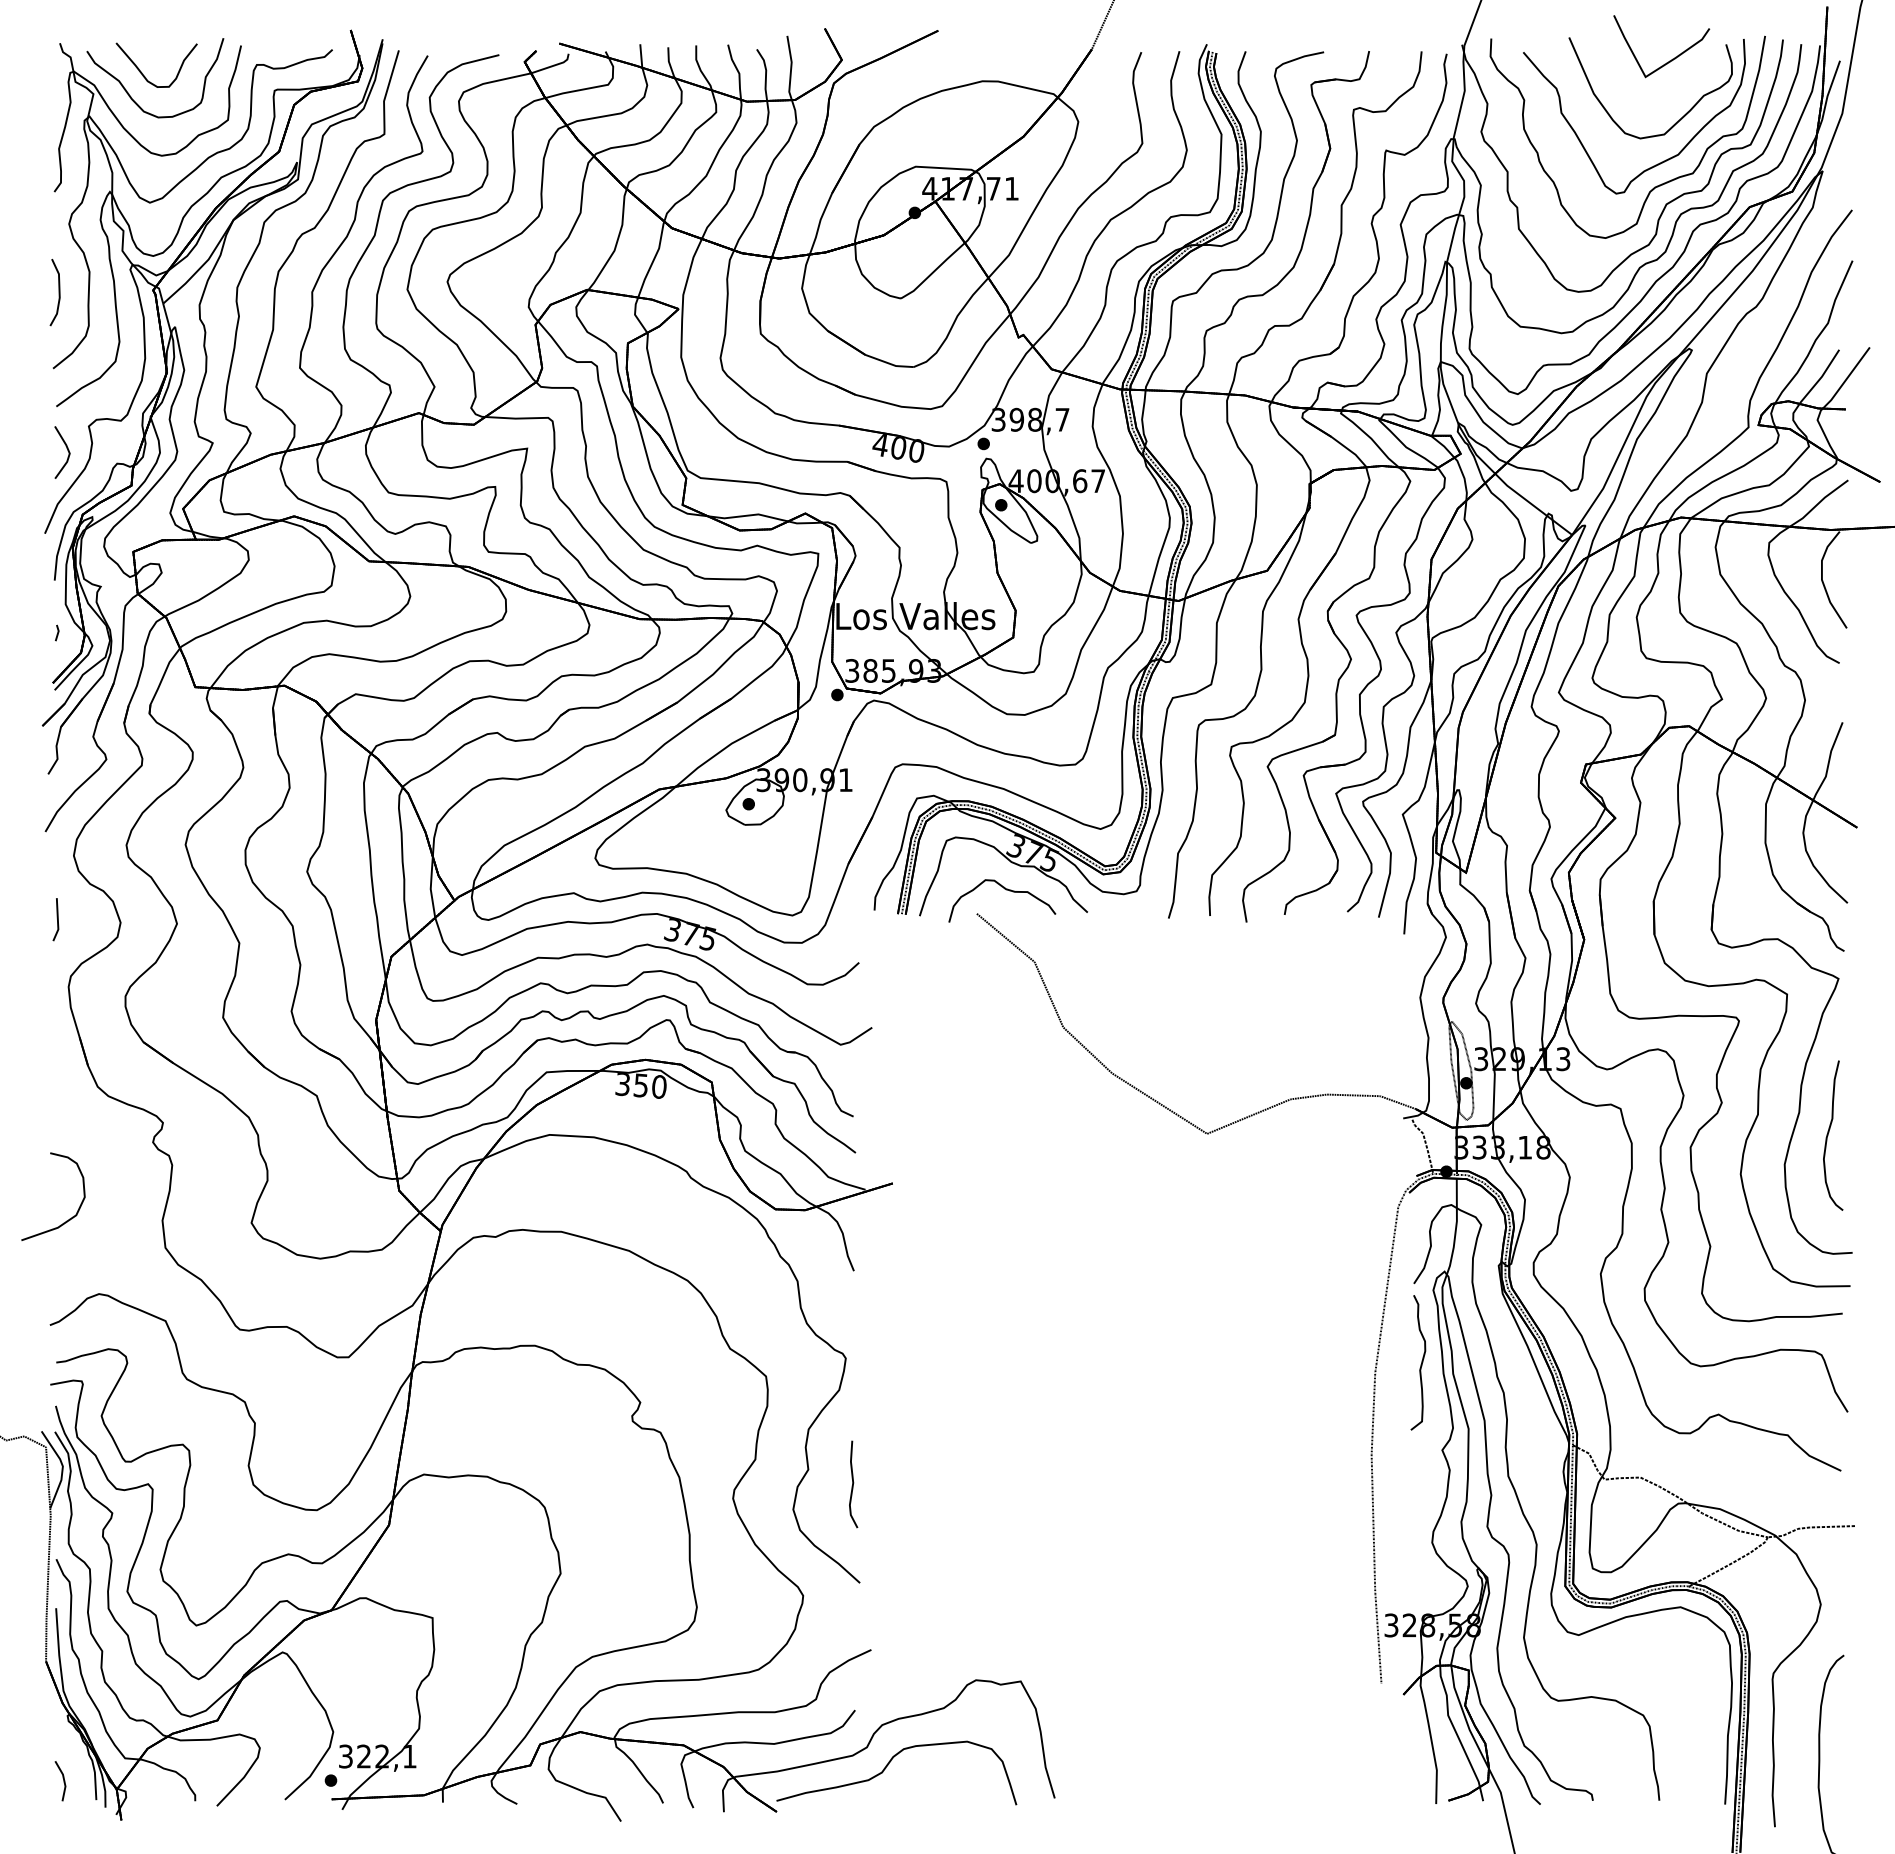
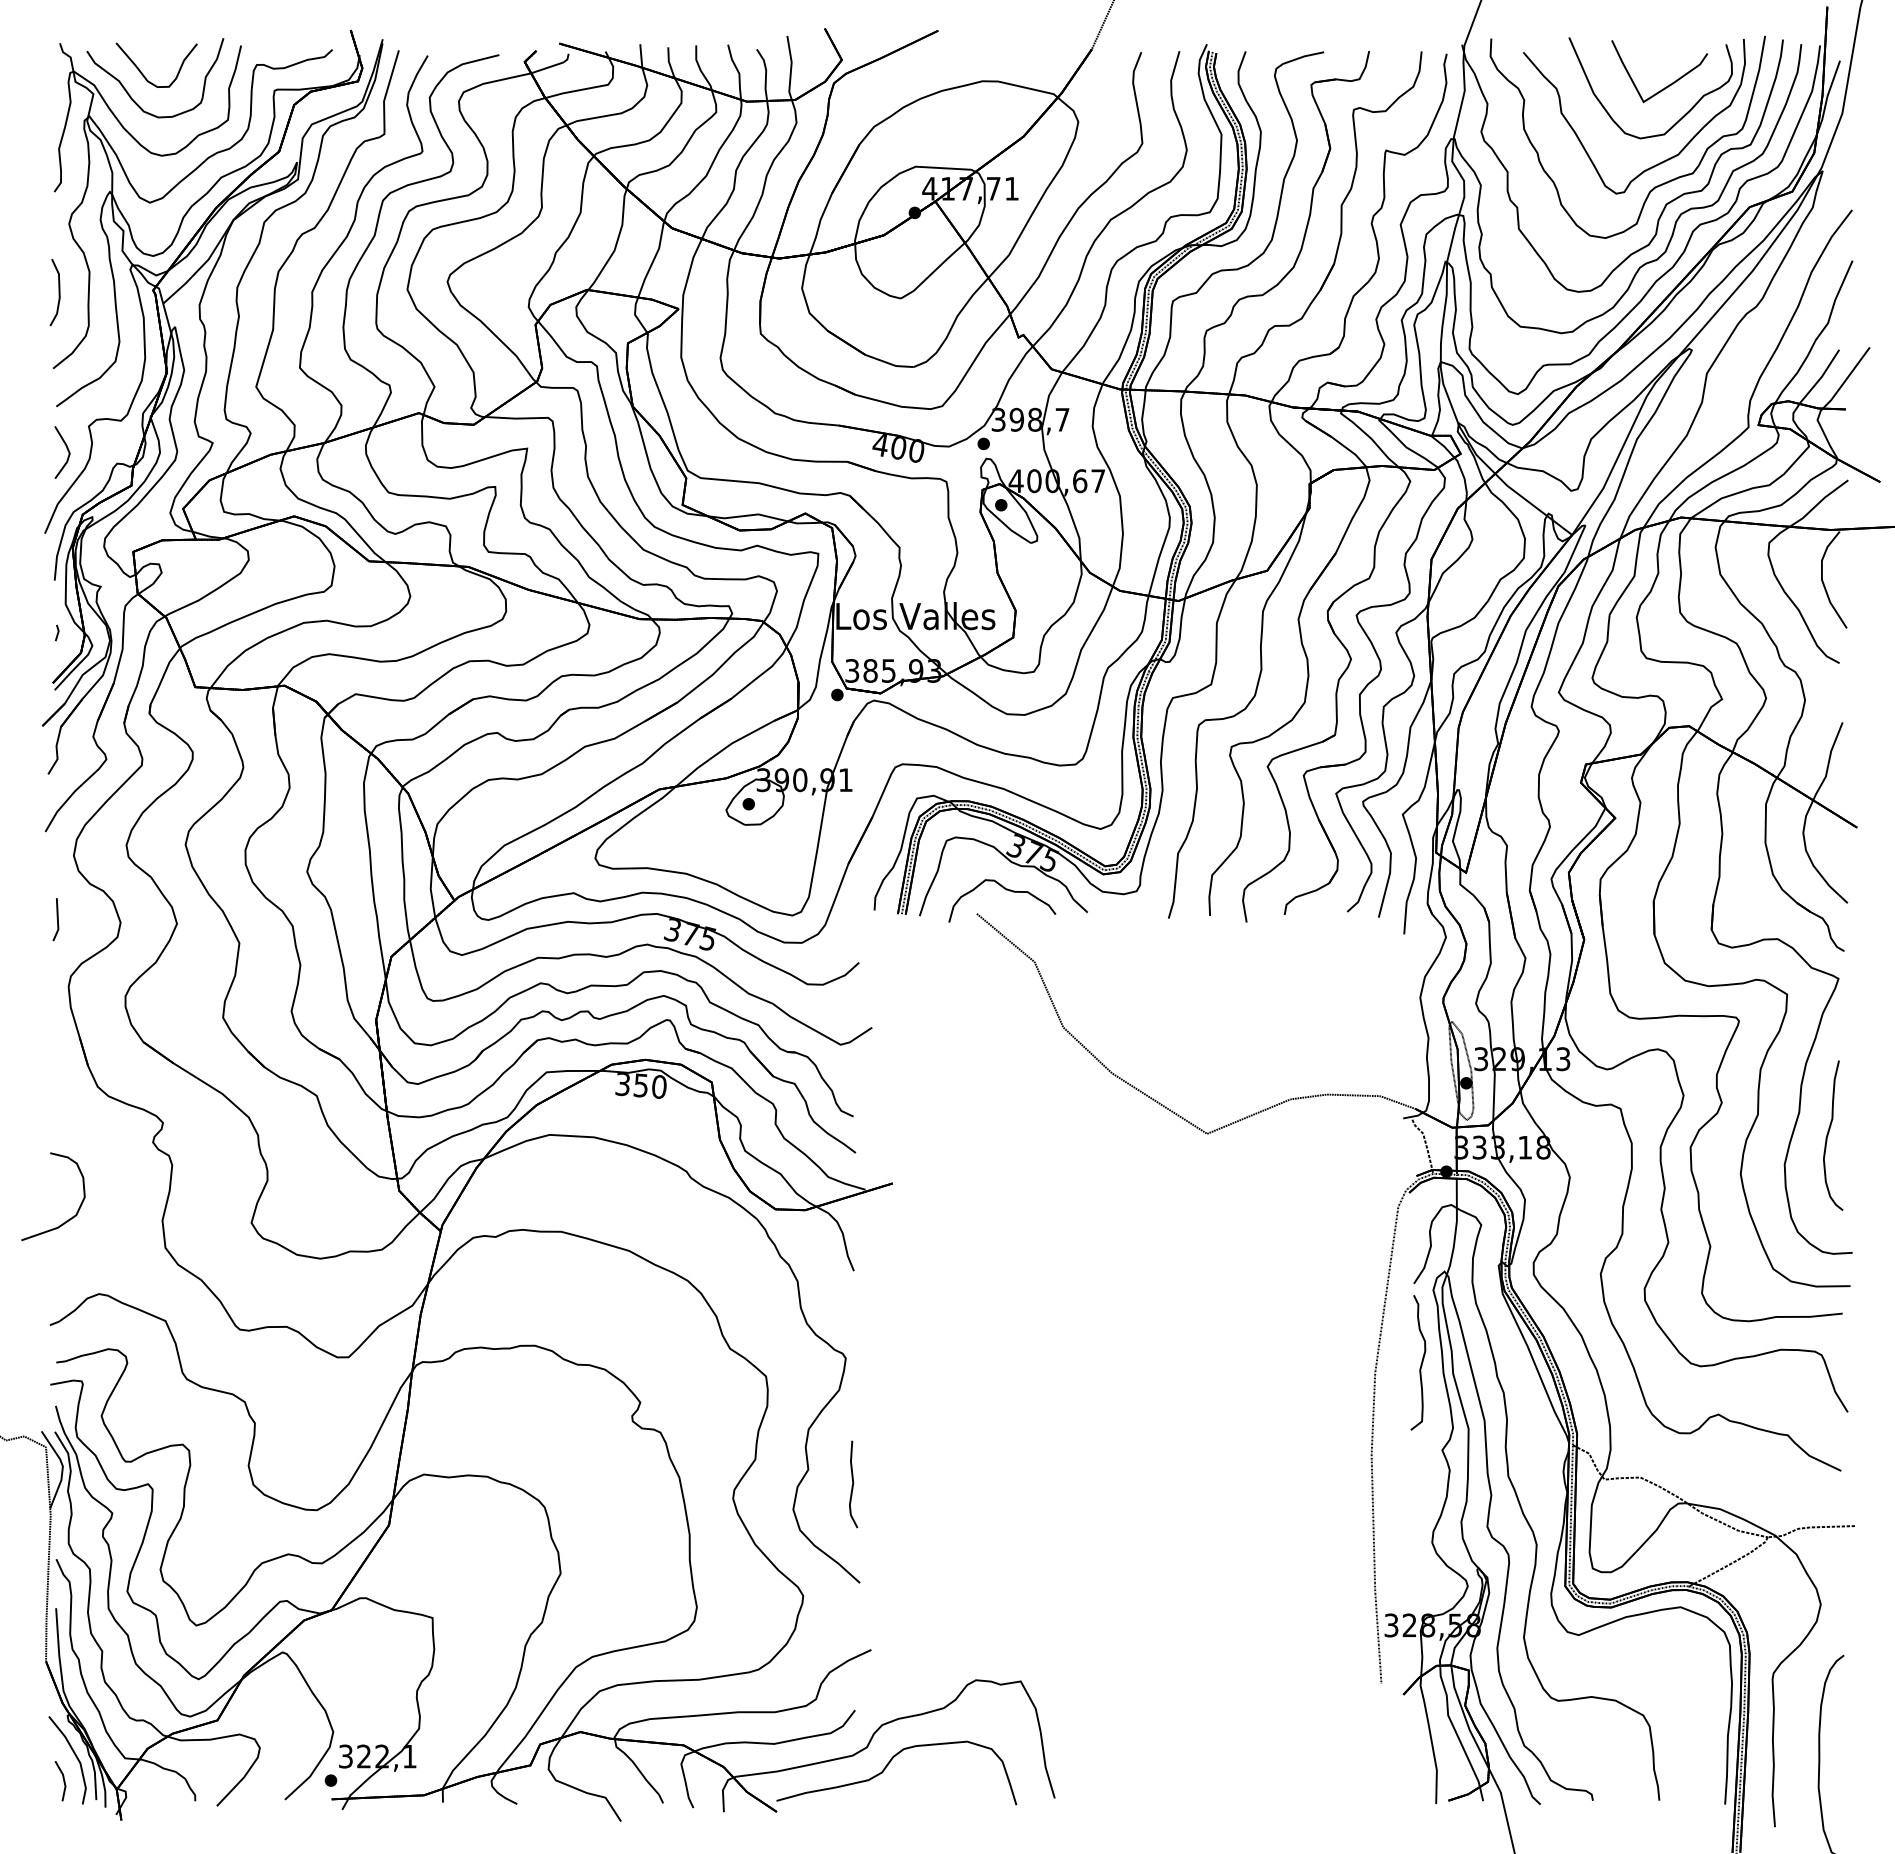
part position: (1669, 60) -> (1667, 85) (1667, 85)
line: none -> present (74, 1755)
